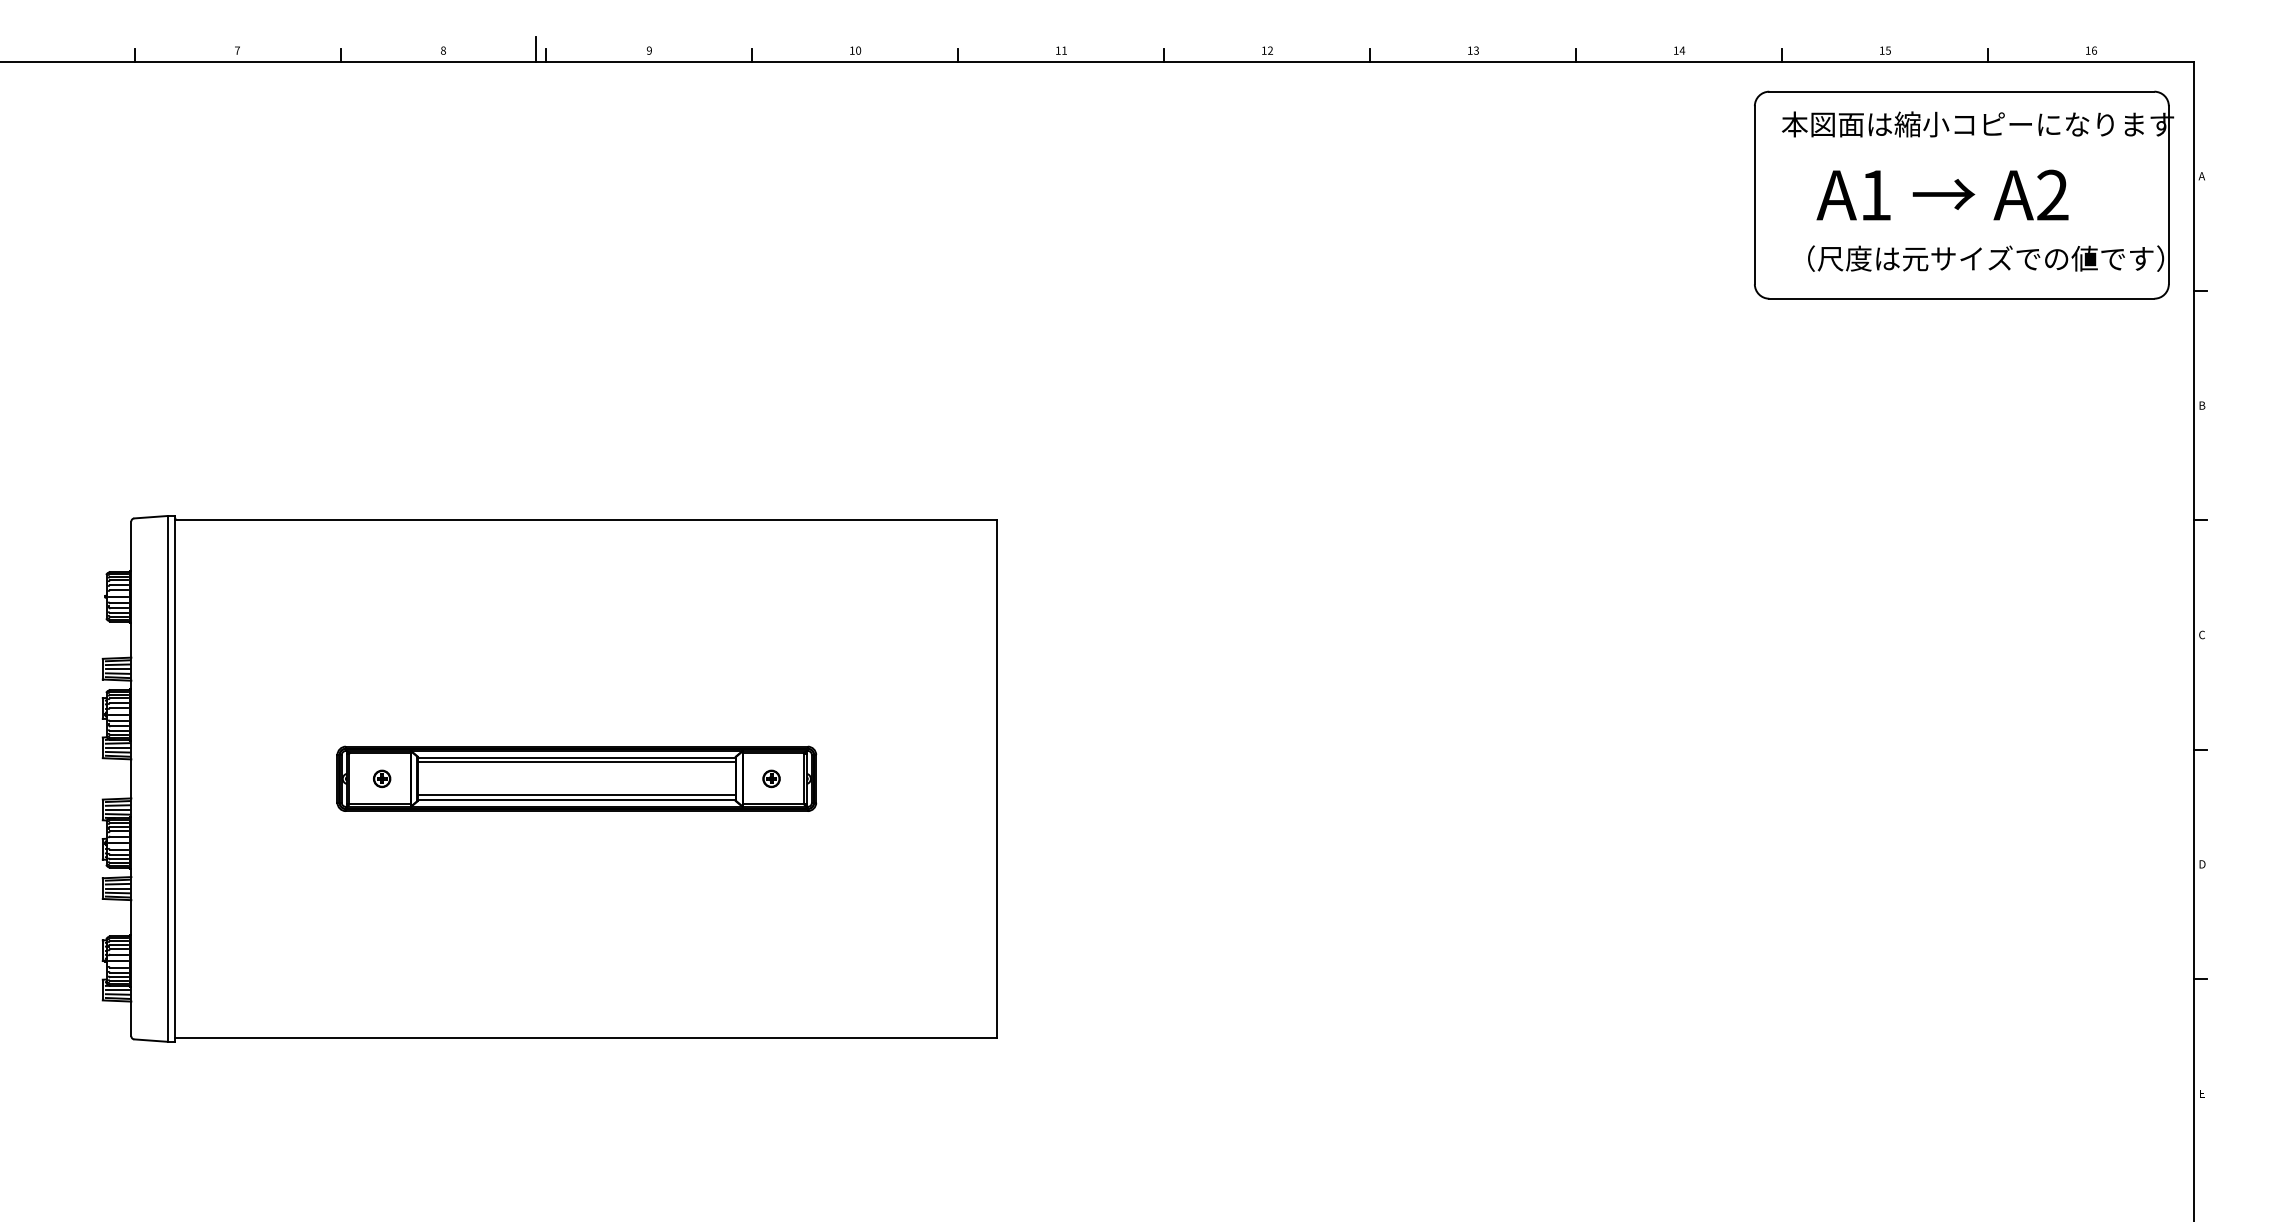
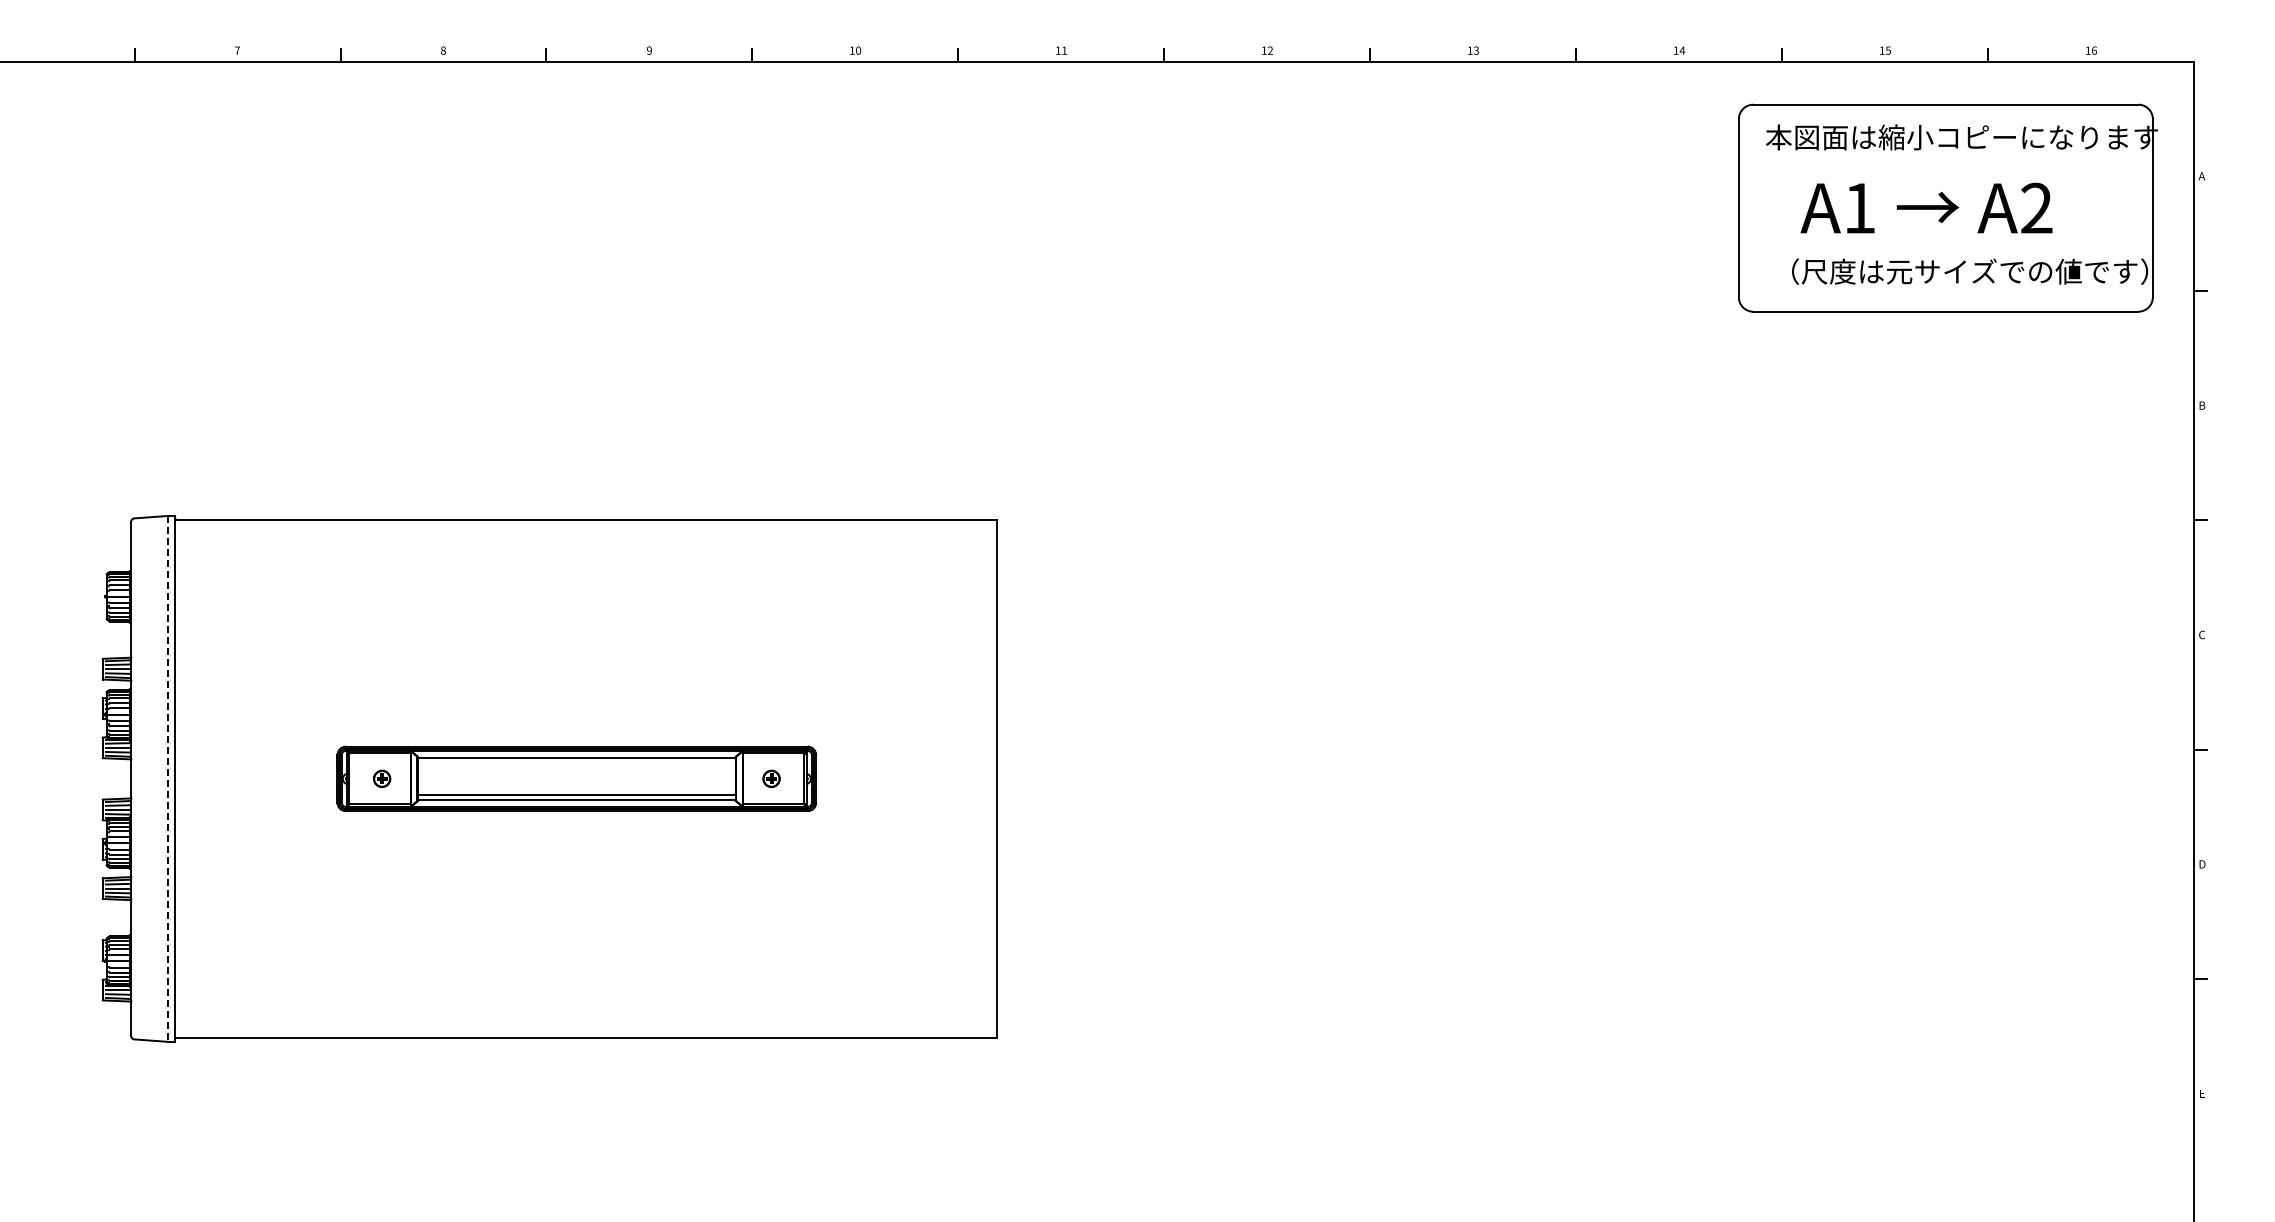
line: present -> none (536, 48)
part position: (1964, 194) -> (1948, 207) (1948, 207)
line: present -> none (576, 762)
line: solid -> dashed (167, 778)
